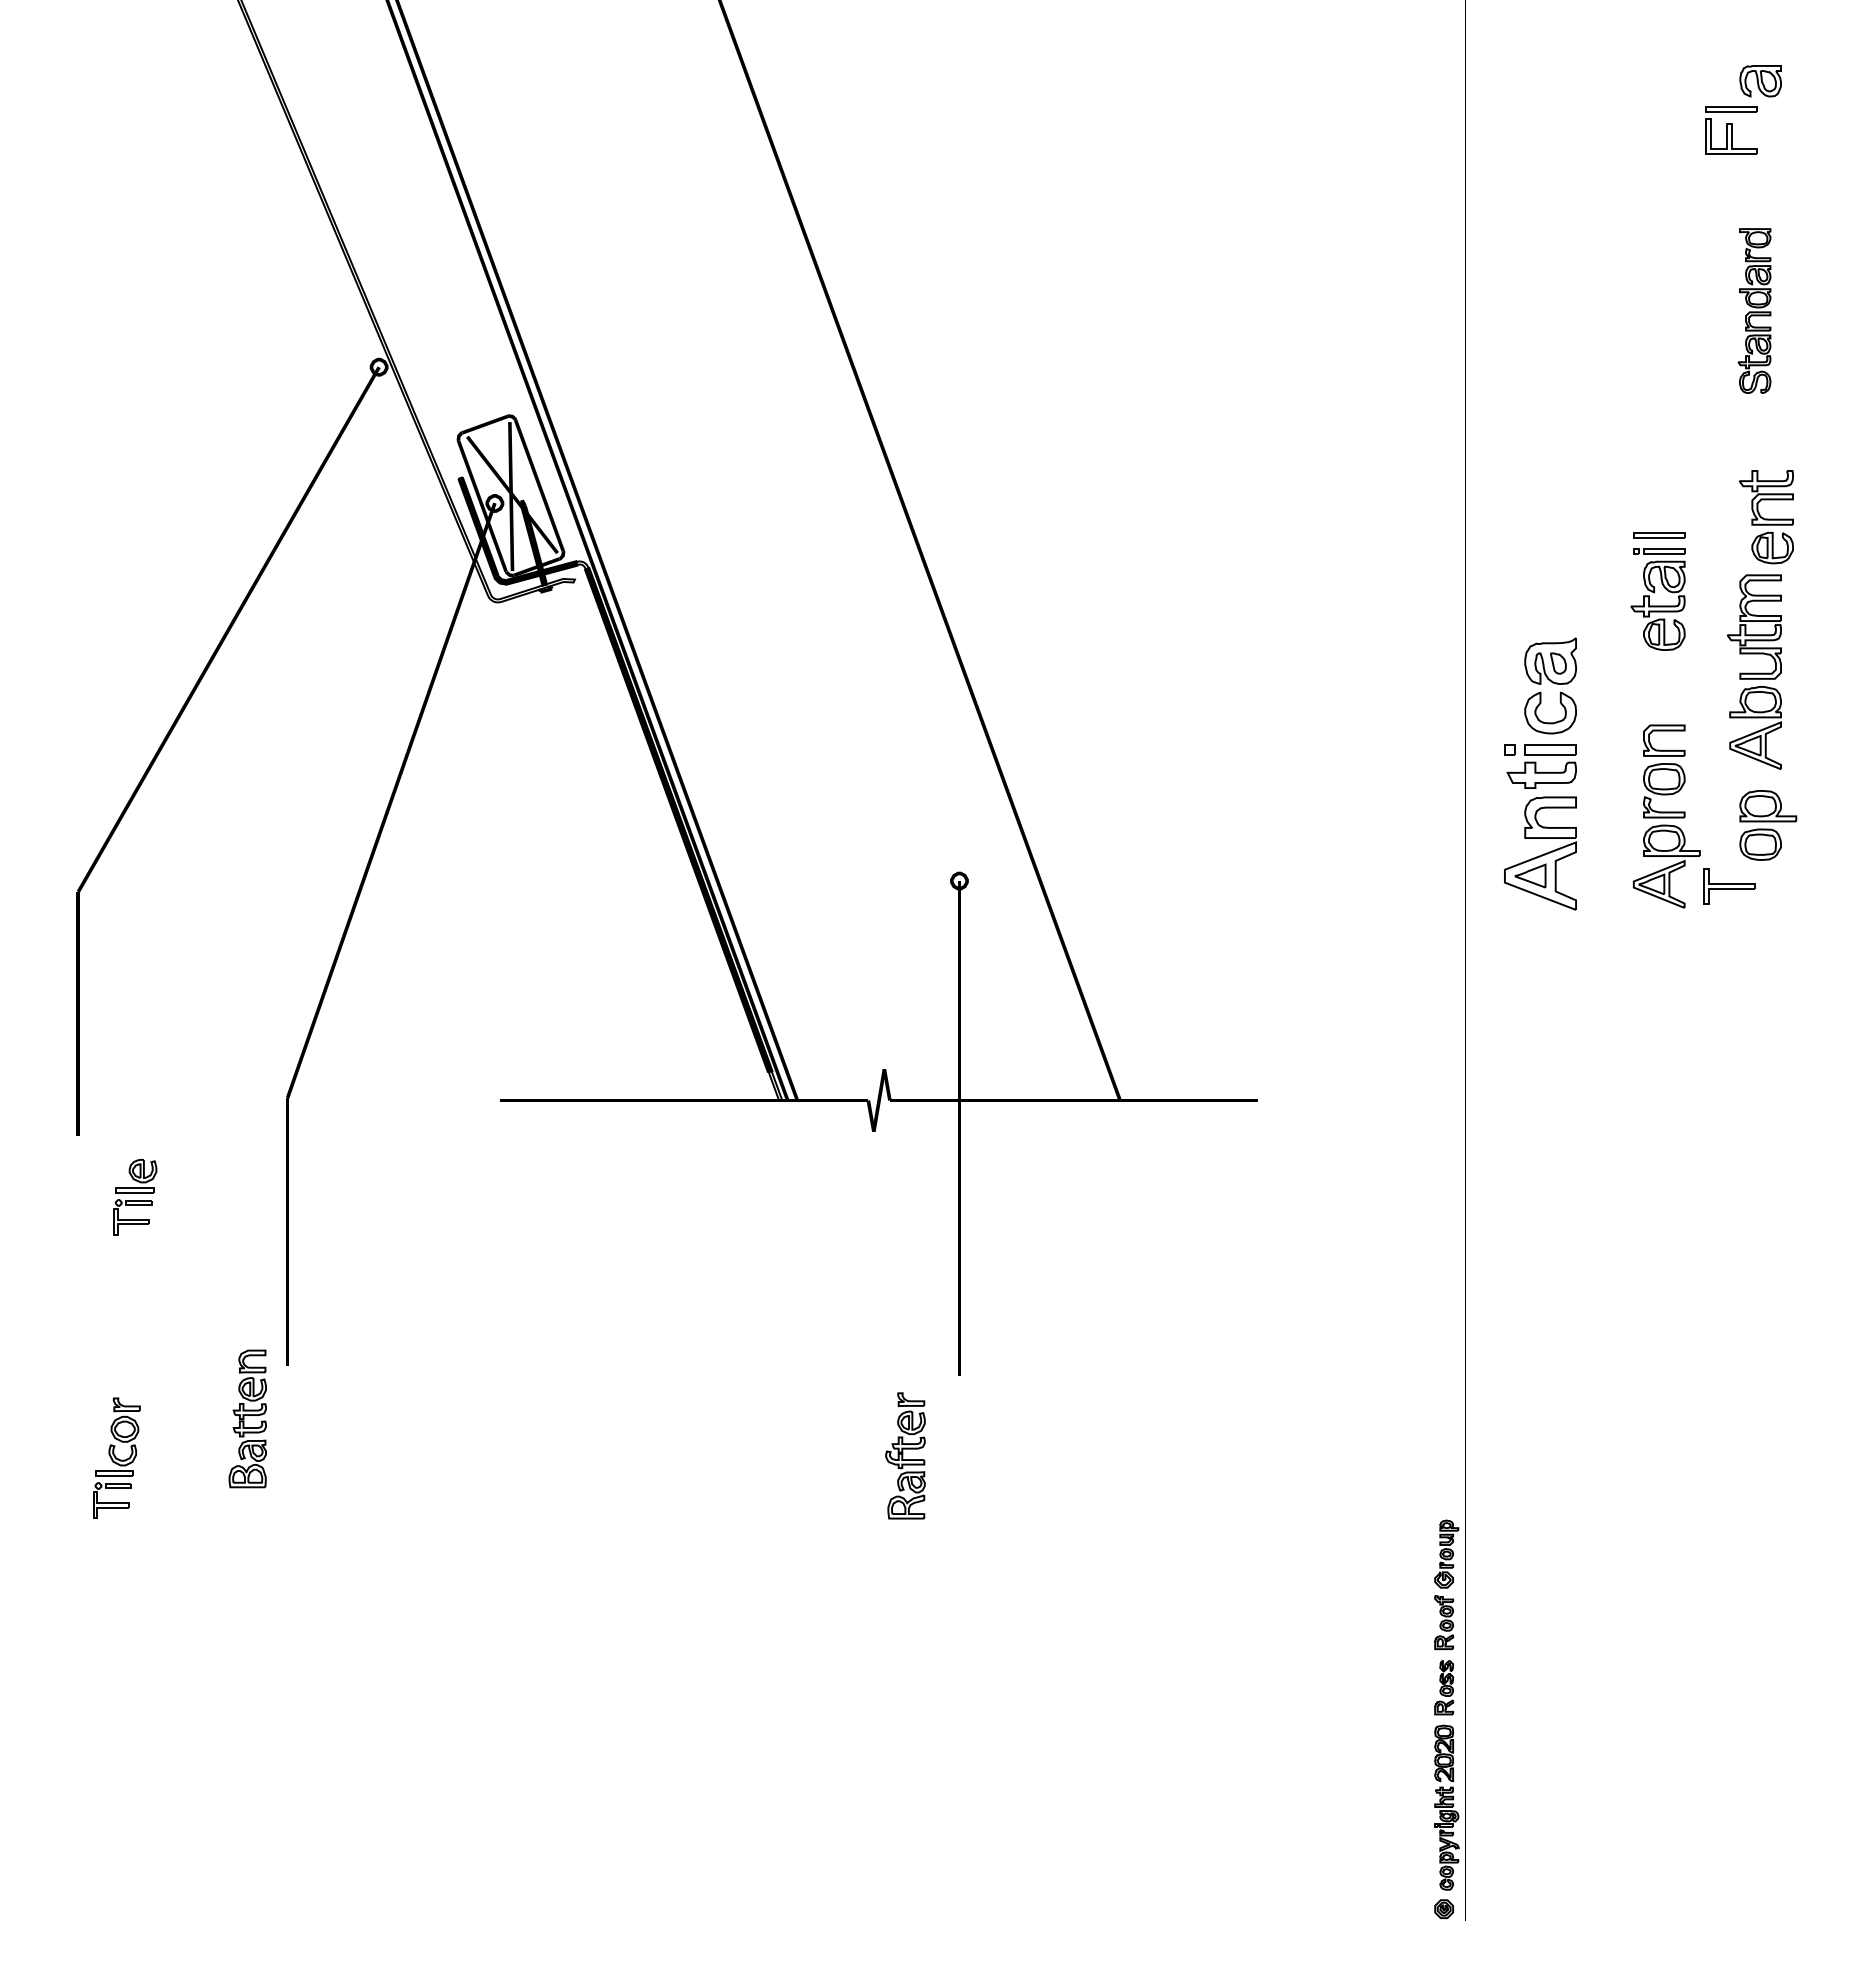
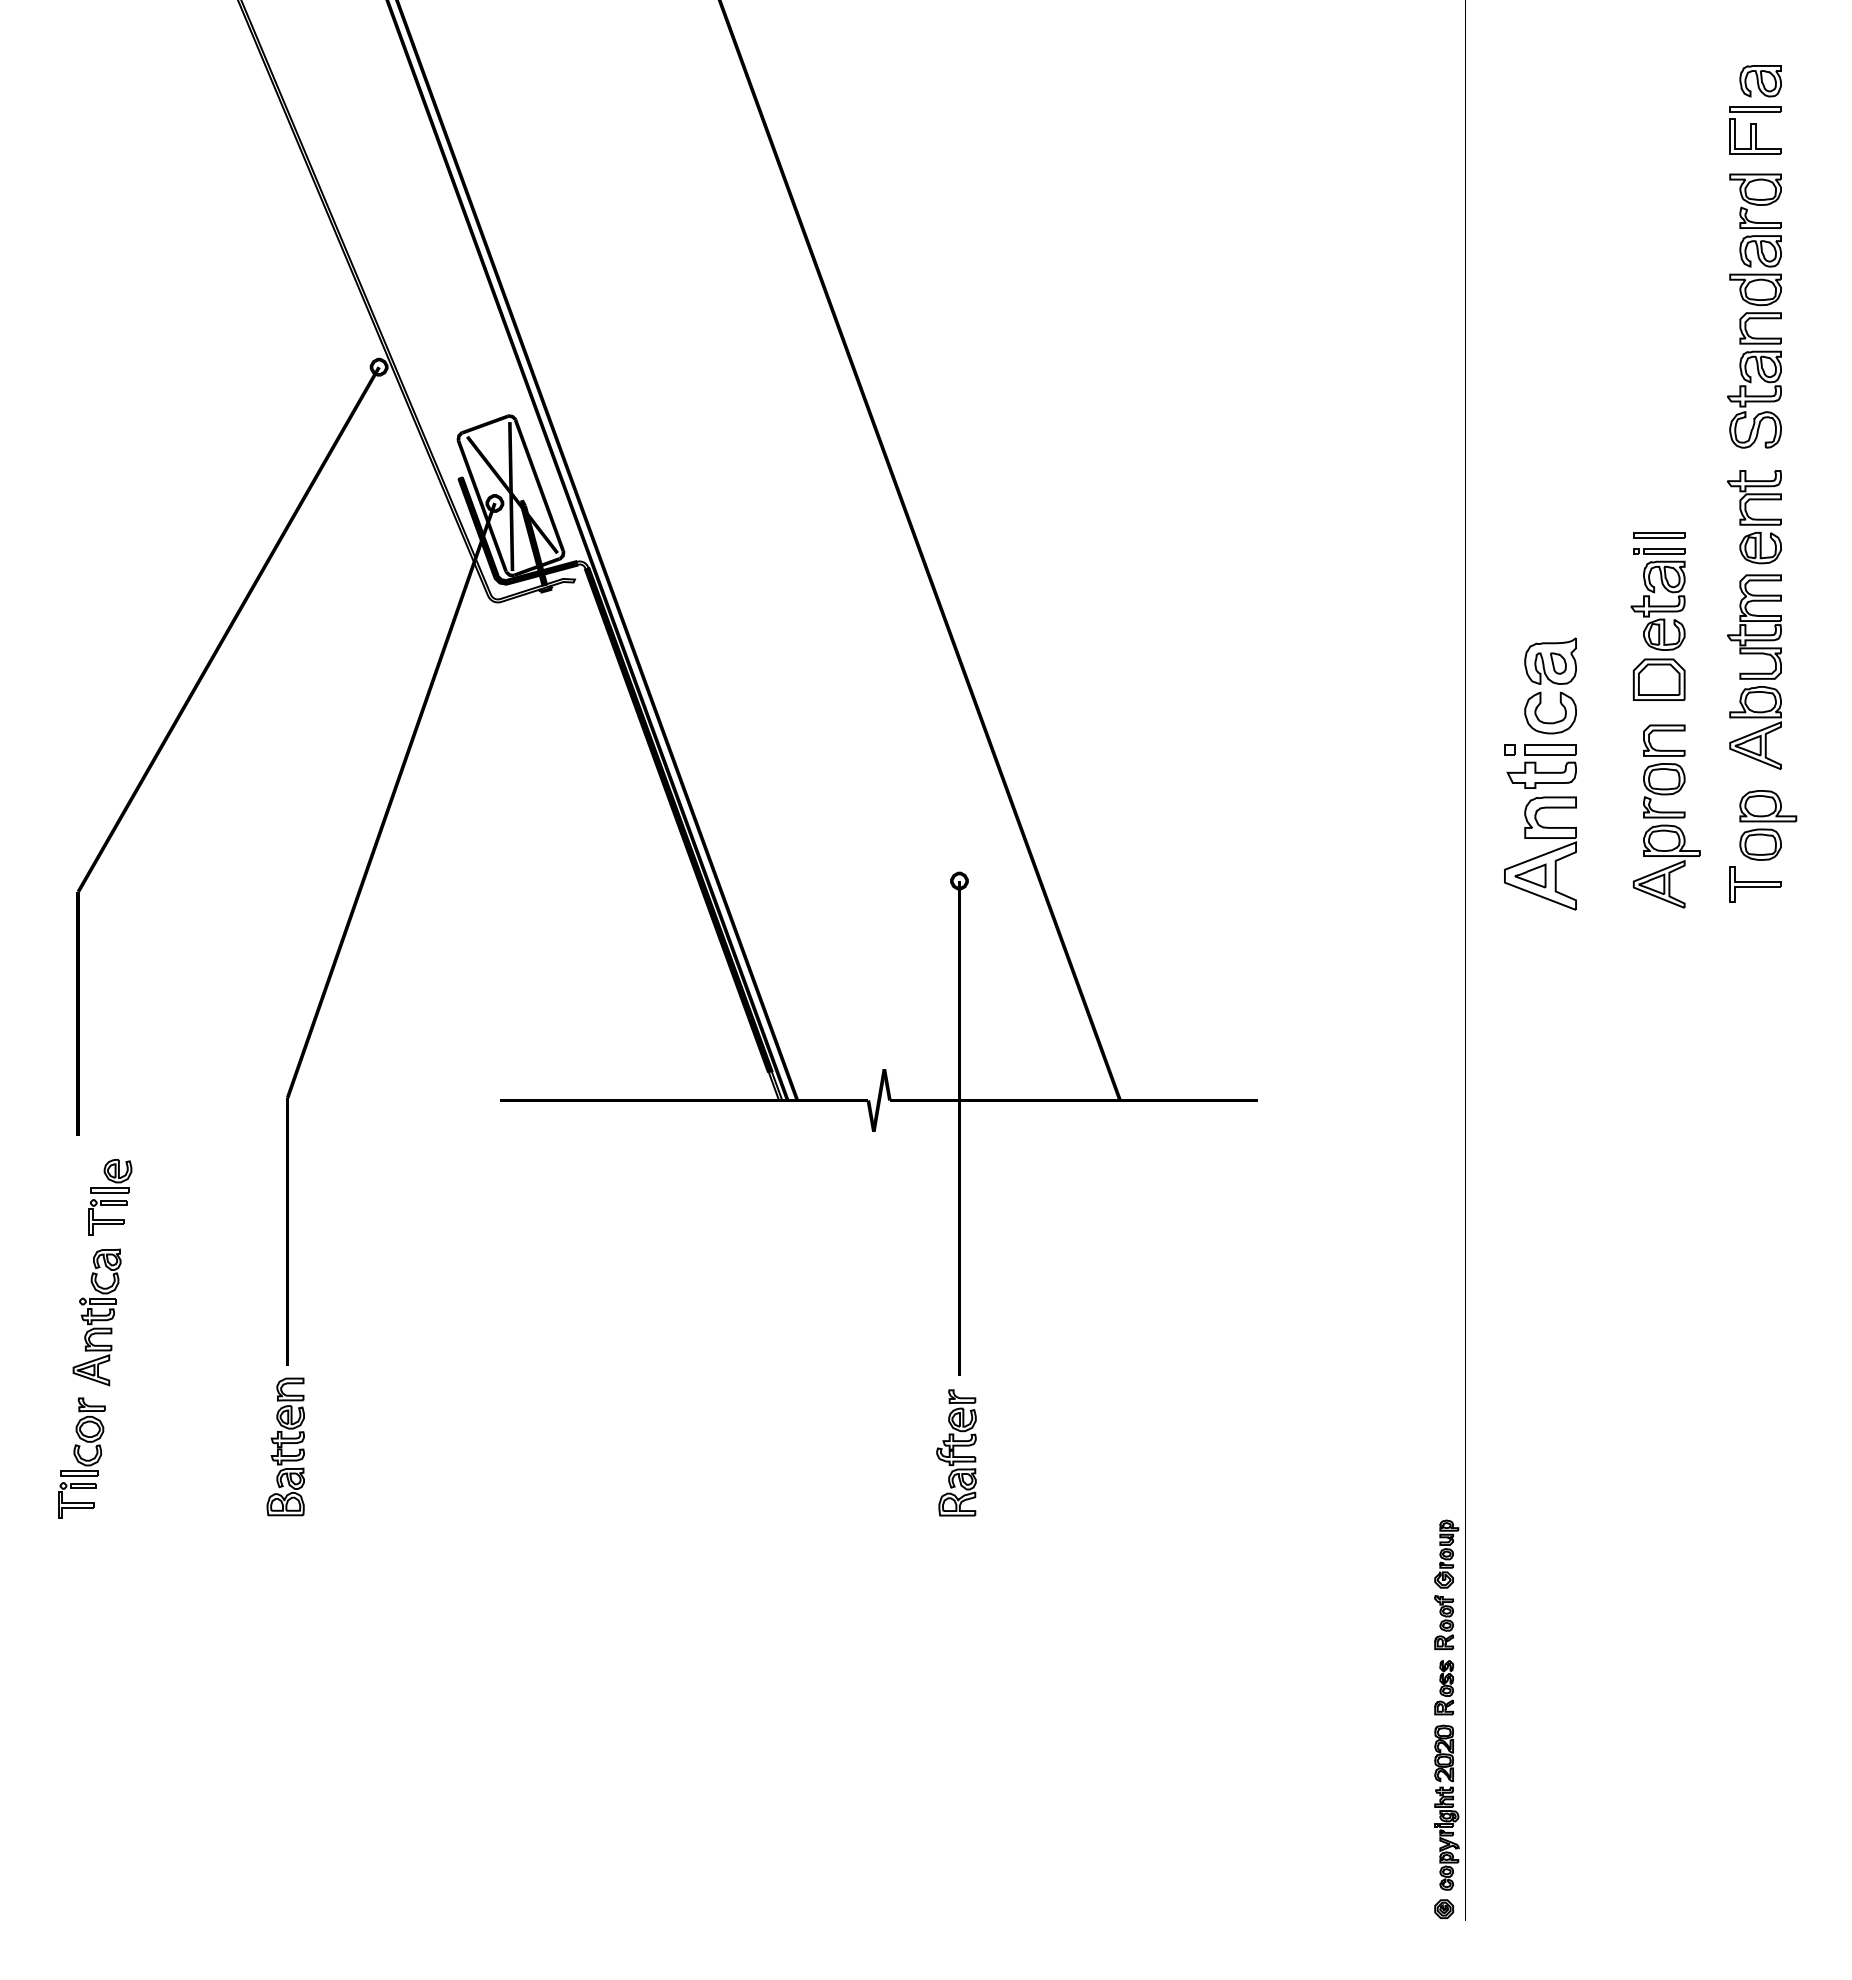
part position: (1731, 130) -> (1755, 130) (1755, 130)
part size: 35x166 px -> 55x276 px (1754, 310)
part position: (1766, 517) -> (1754, 517) (1754, 517)
part: none -> present (1658, 679)
part position: (1729, 886) -> (1755, 884) (1755, 884)
part position: (135, 1197) -> (110, 1197) (110, 1197)
part: none -> present (96, 1317)
part position: (247, 1418) -> (285, 1446) (285, 1446)
part position: (905, 1455) -> (956, 1452) (956, 1452)
part position: (116, 1457) -> (81, 1457) (81, 1457)
